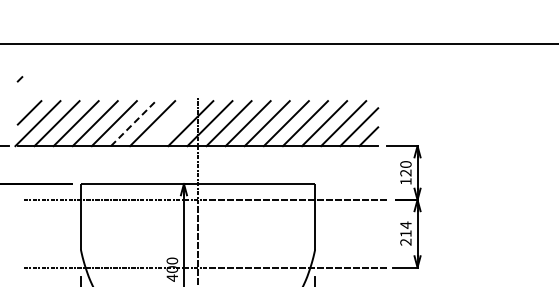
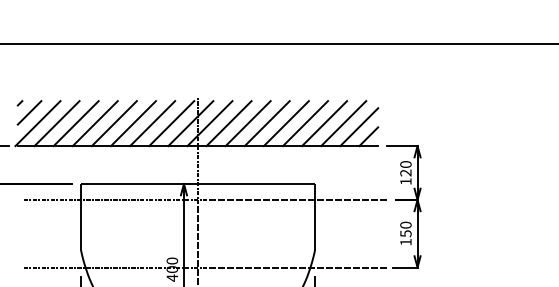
line position: (19, 79) -> (19, 103) (19, 103)
line: dashed -> solid (133, 123)
line: none -> present (171, 123)
text: 214 -> 150 (405, 233)
